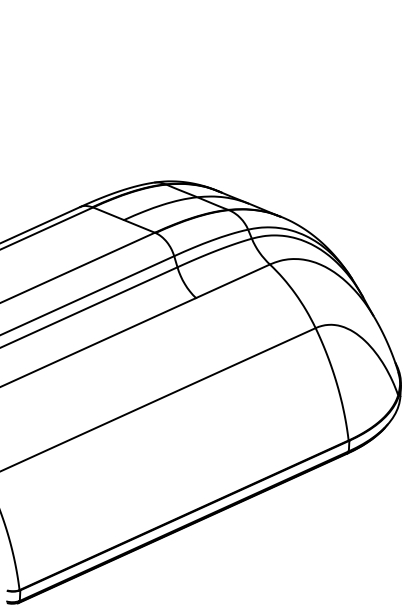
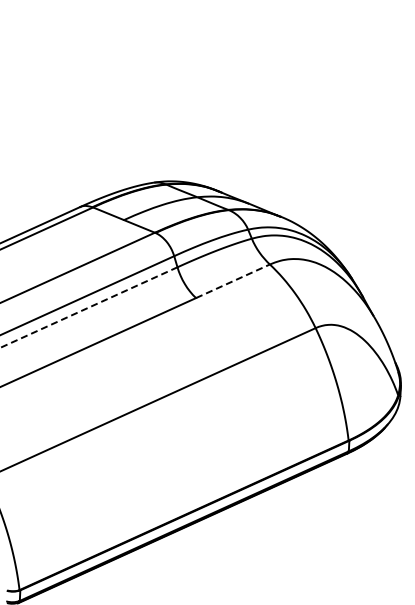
line: solid -> dashed (232, 281)
line: solid -> dashed (89, 307)
